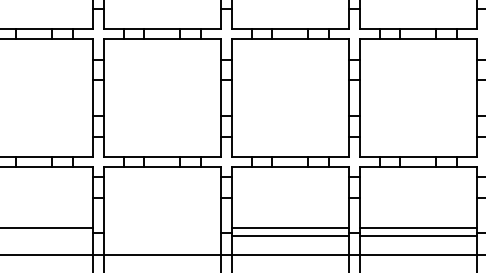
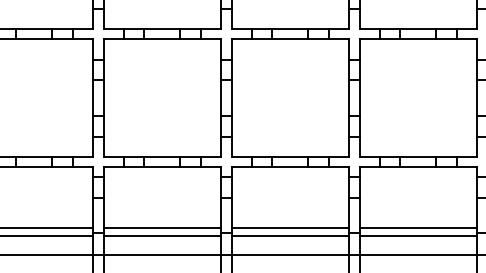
line: none -> present (162, 228)
line: none -> present (47, 236)
line: none -> present (162, 236)
